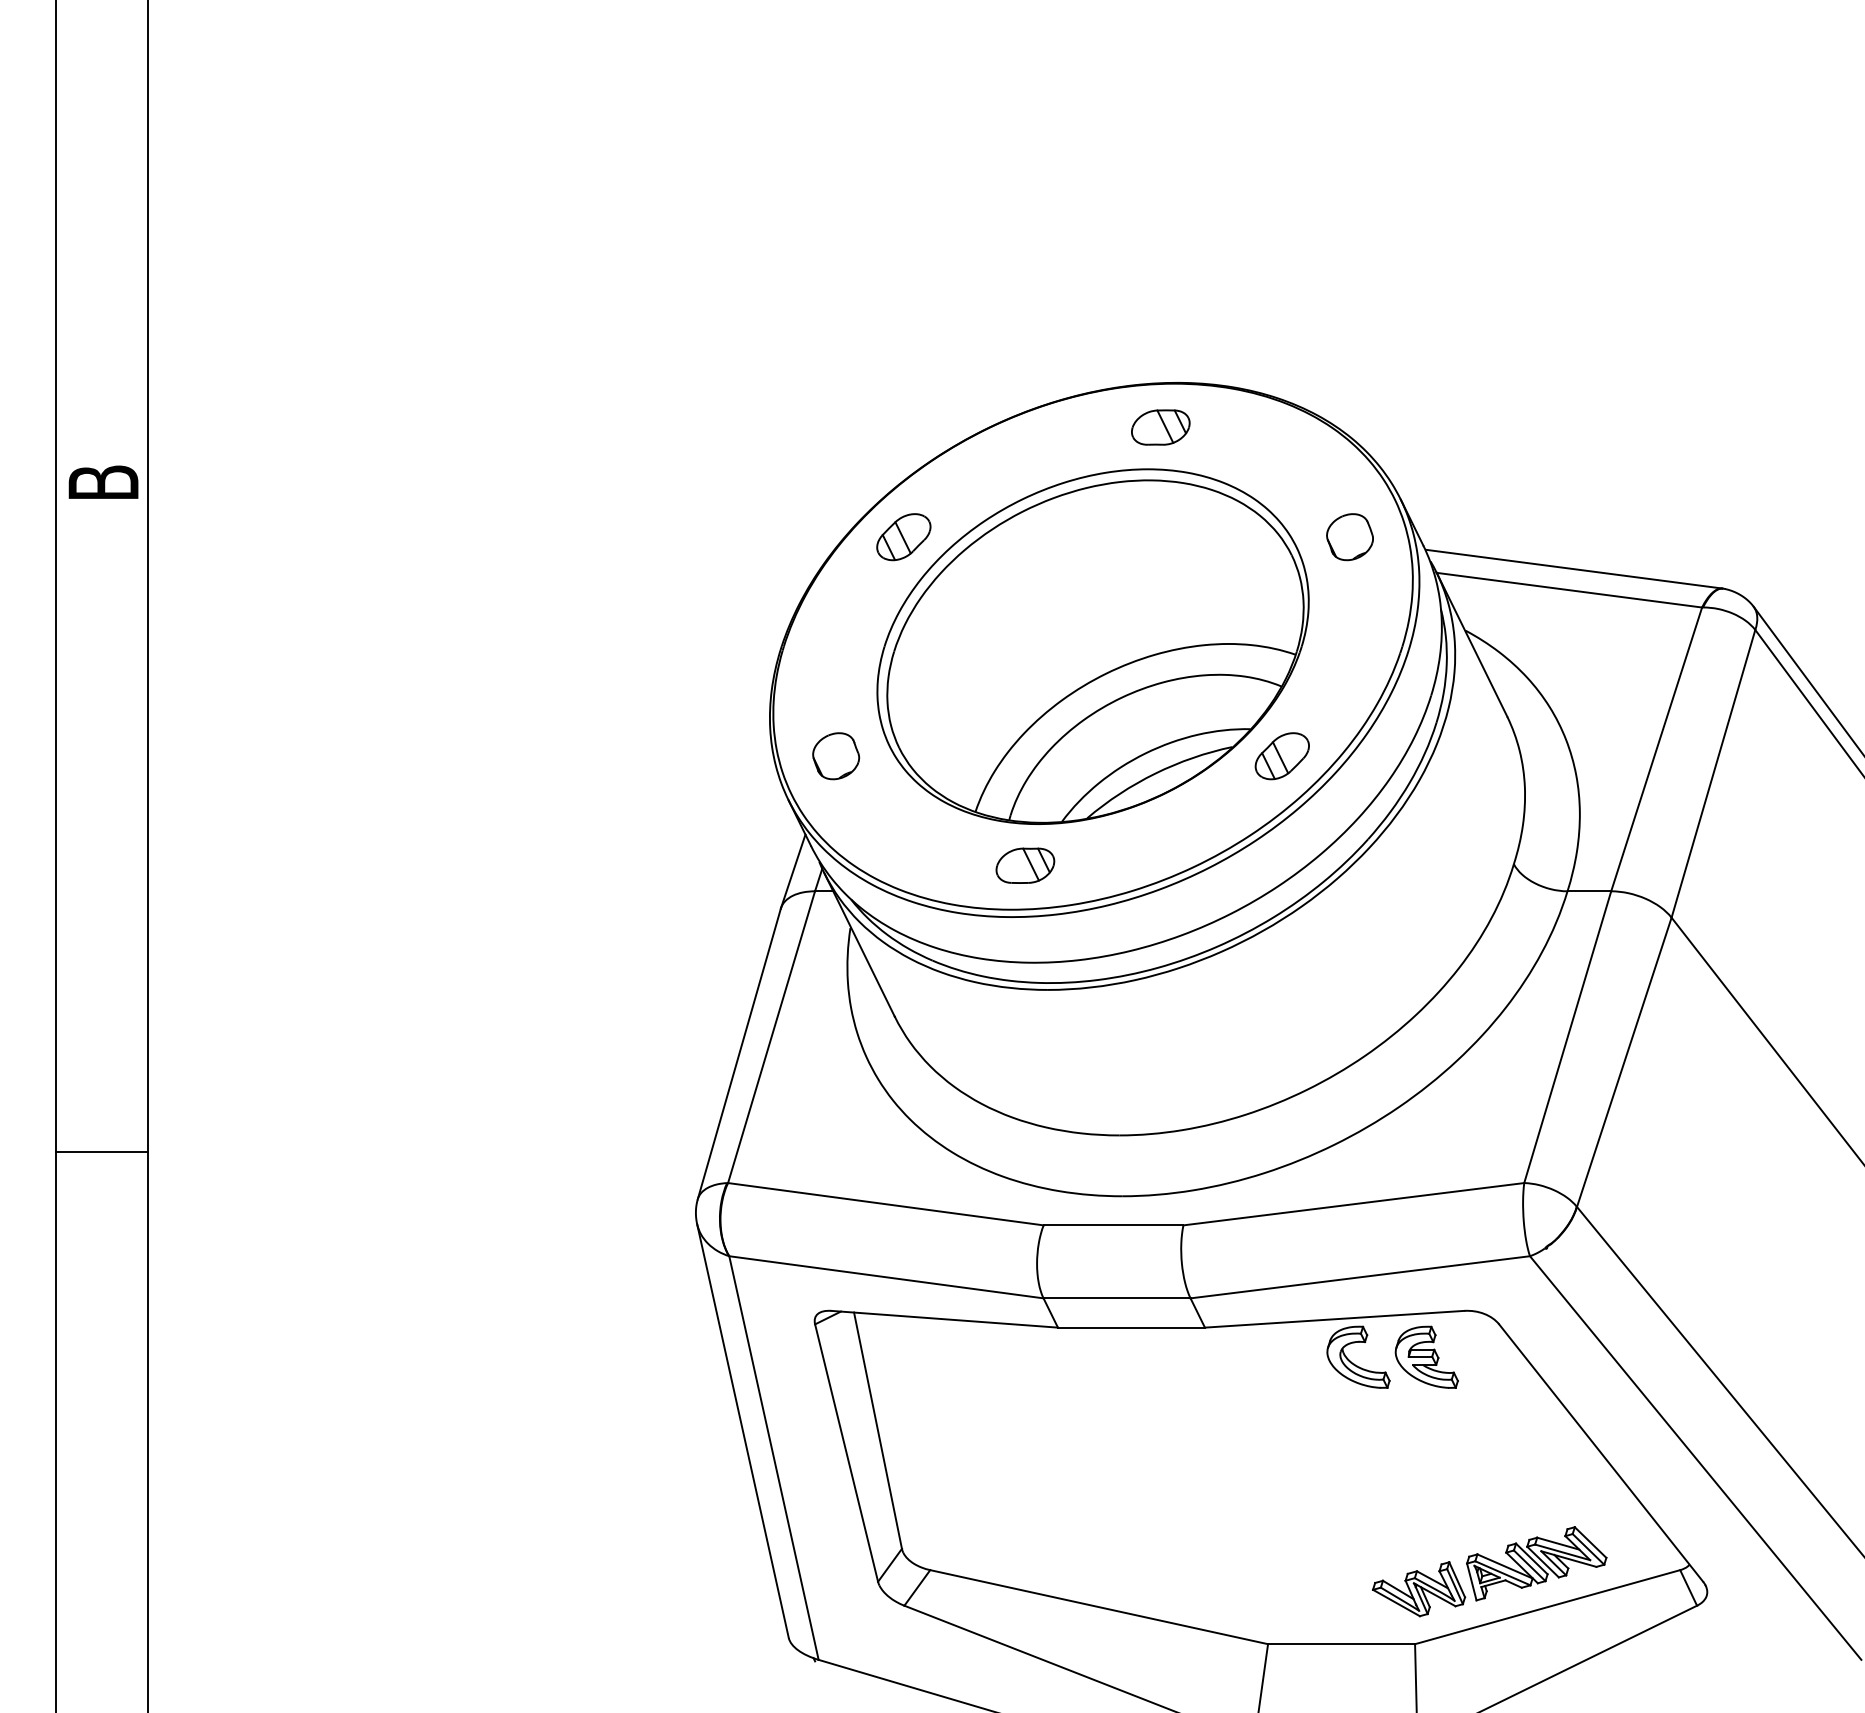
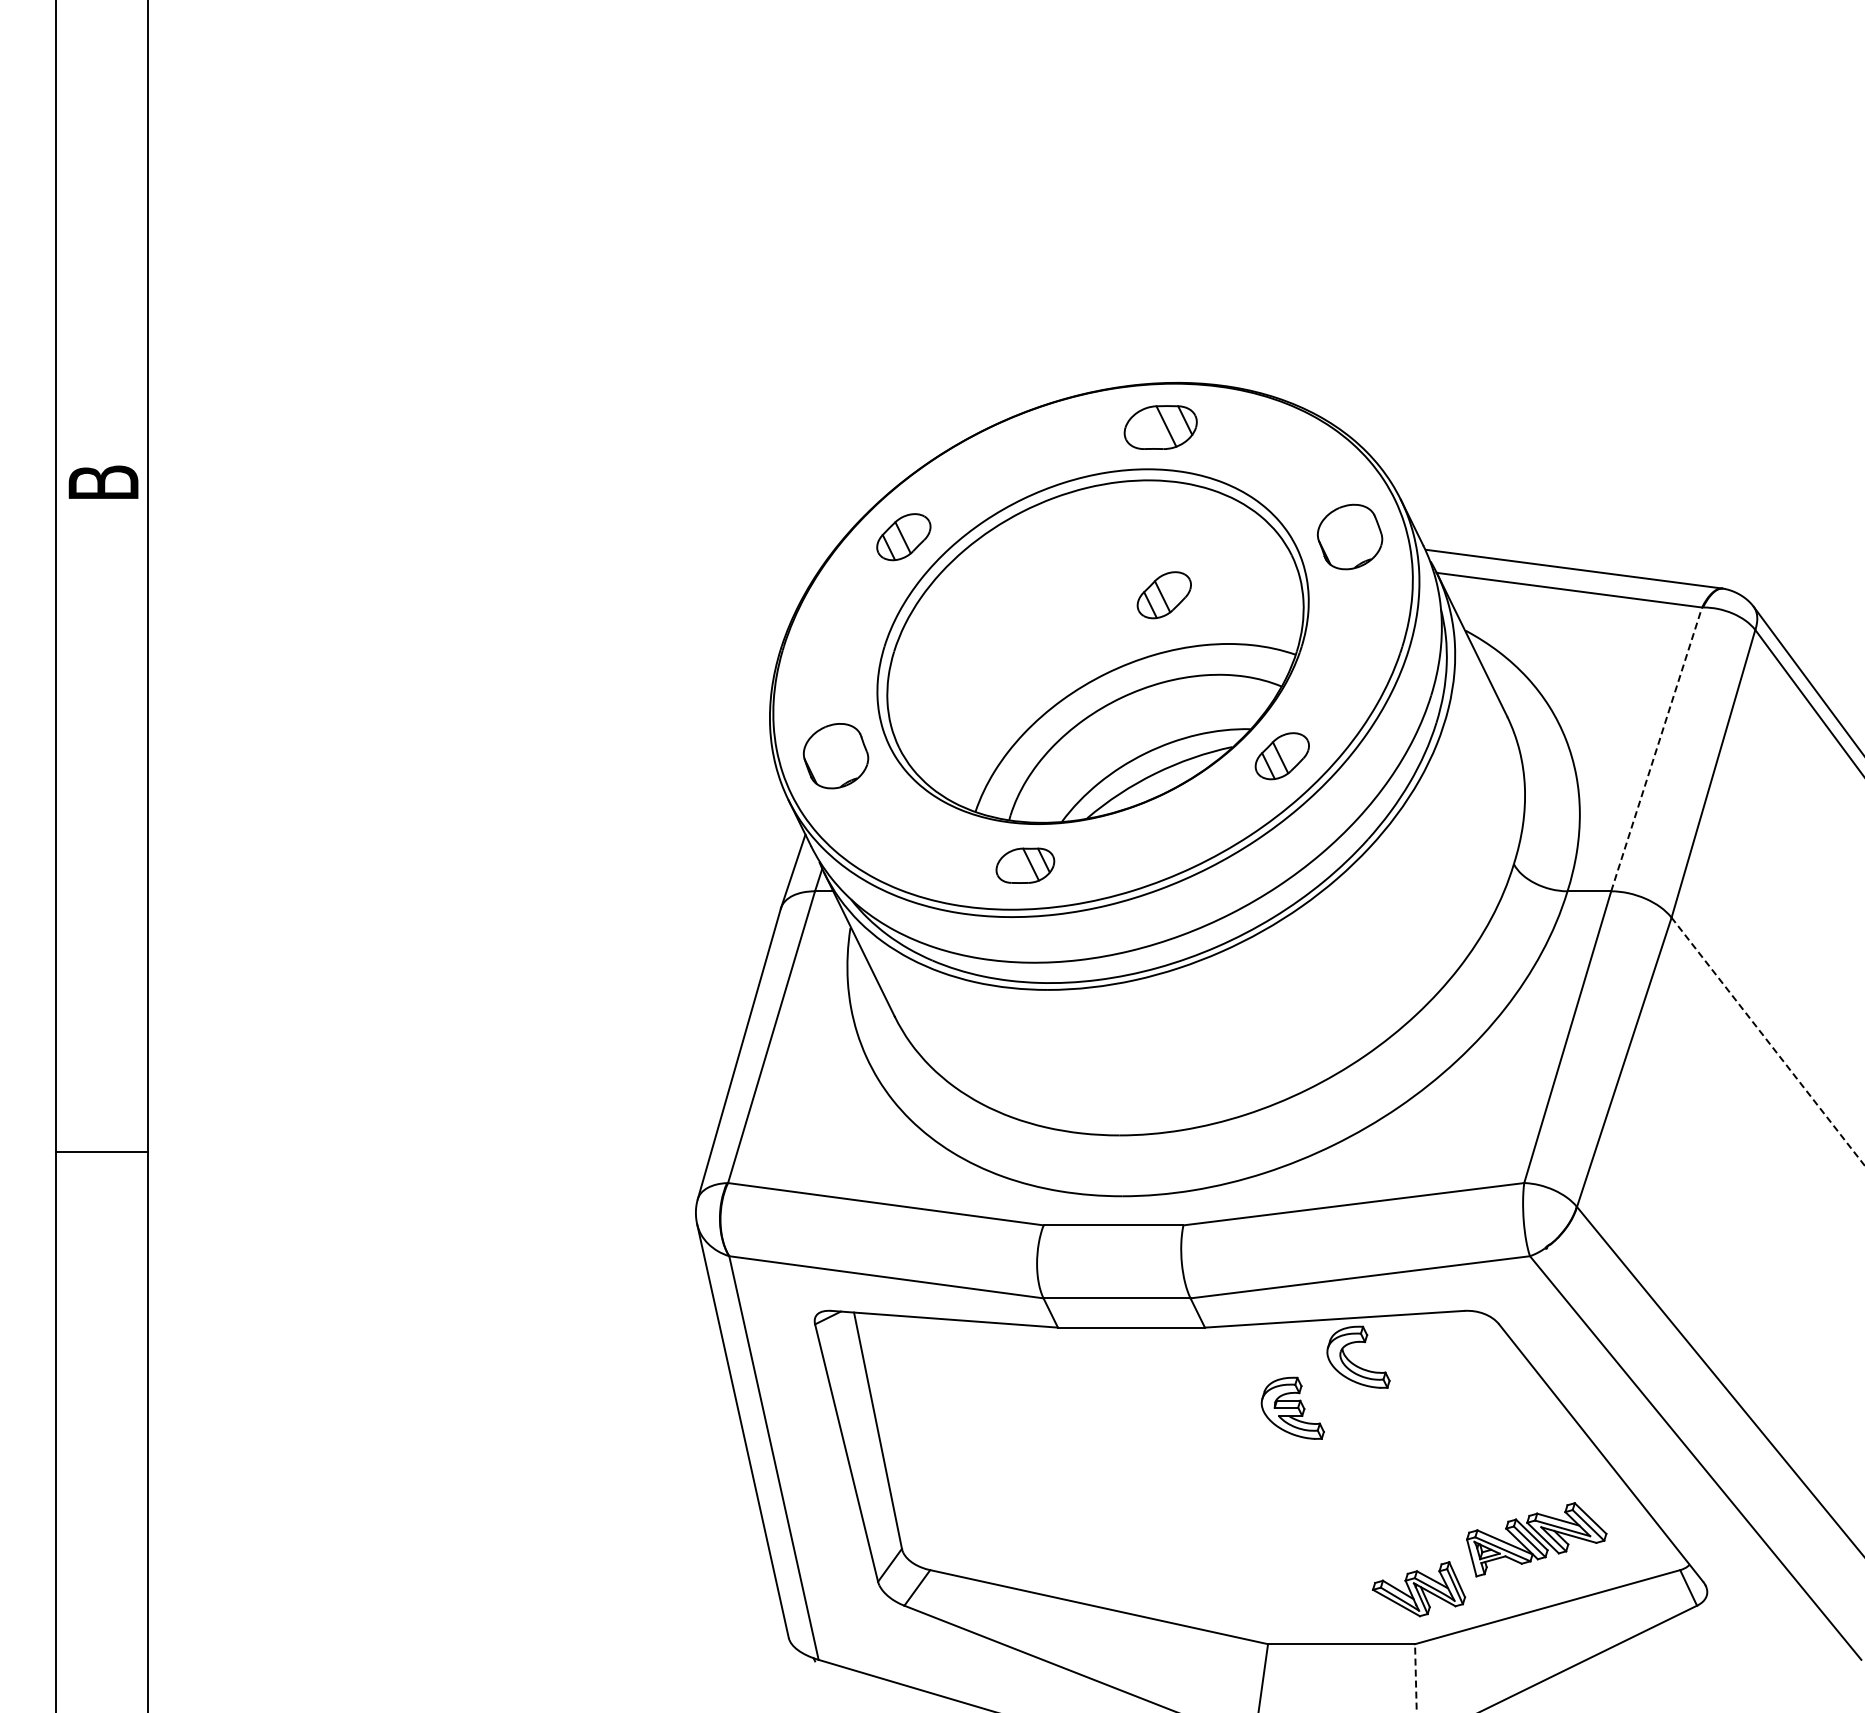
part size: 60x37 px -> 75x45 px (1160, 427)
part size: 48x49 px -> 68x68 px (1349, 536)
part: none -> present (1163, 595)
line: solid -> dashed (1656, 749)
part size: 49x49 px -> 67x67 px (836, 756)
line: solid -> dashed (1768, 1041)
part position: (1426, 1356) -> (1292, 1407) (1292, 1407)
part position: (1536, 1563) -> (1536, 1539) (1536, 1539)
line: solid -> dashed (1415, 1677)
